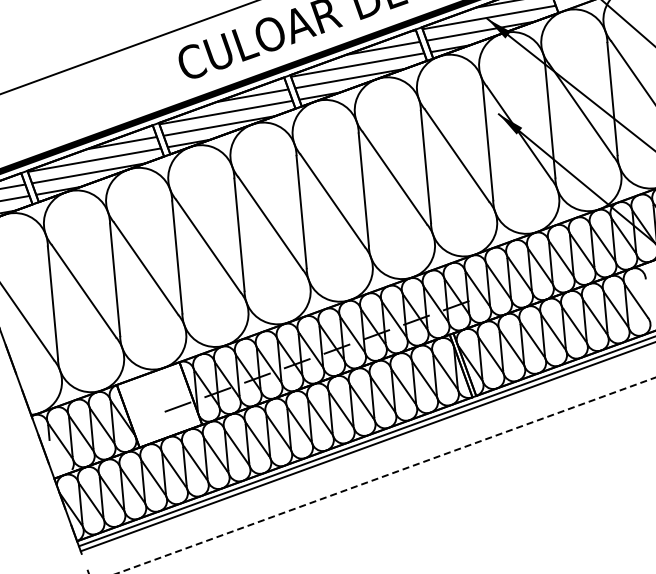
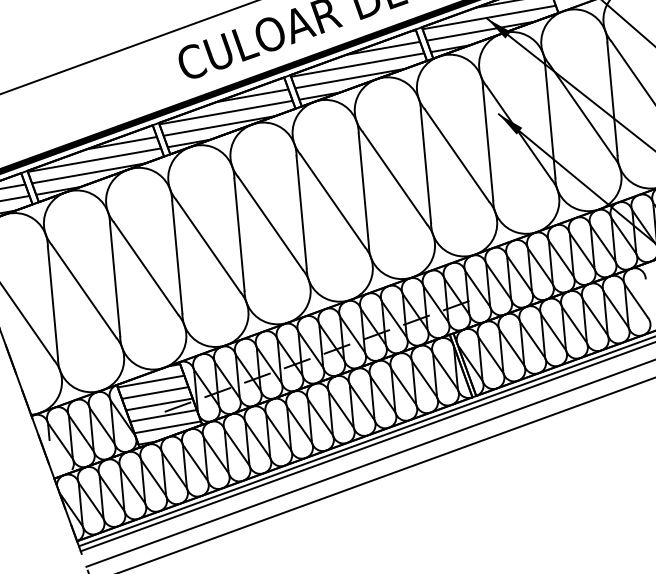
hatch: none -> present (159, 404)
line: none -> present (369, 463)
line: dashed -> solid (386, 475)
